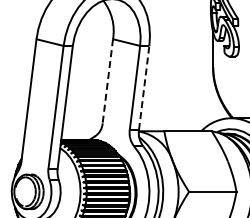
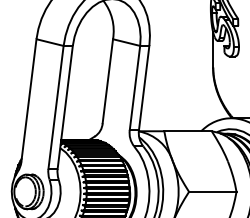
line: dashed -> solid (107, 81)
line: dashed -> solid (144, 87)
